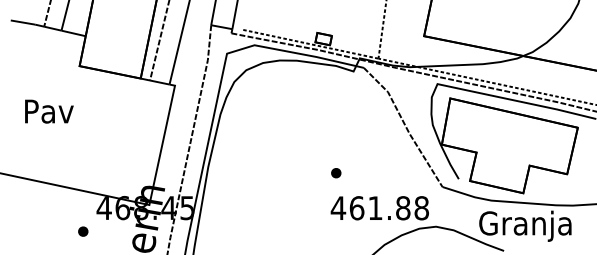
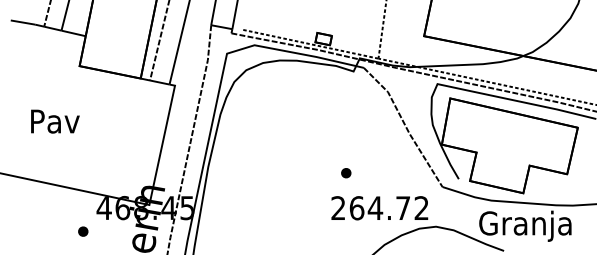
text position: (49, 111) -> (55, 121) (55, 121)
part position: (336, 173) -> (346, 173) (346, 173)
text: 461.88 -> 264.72 (379, 208)
